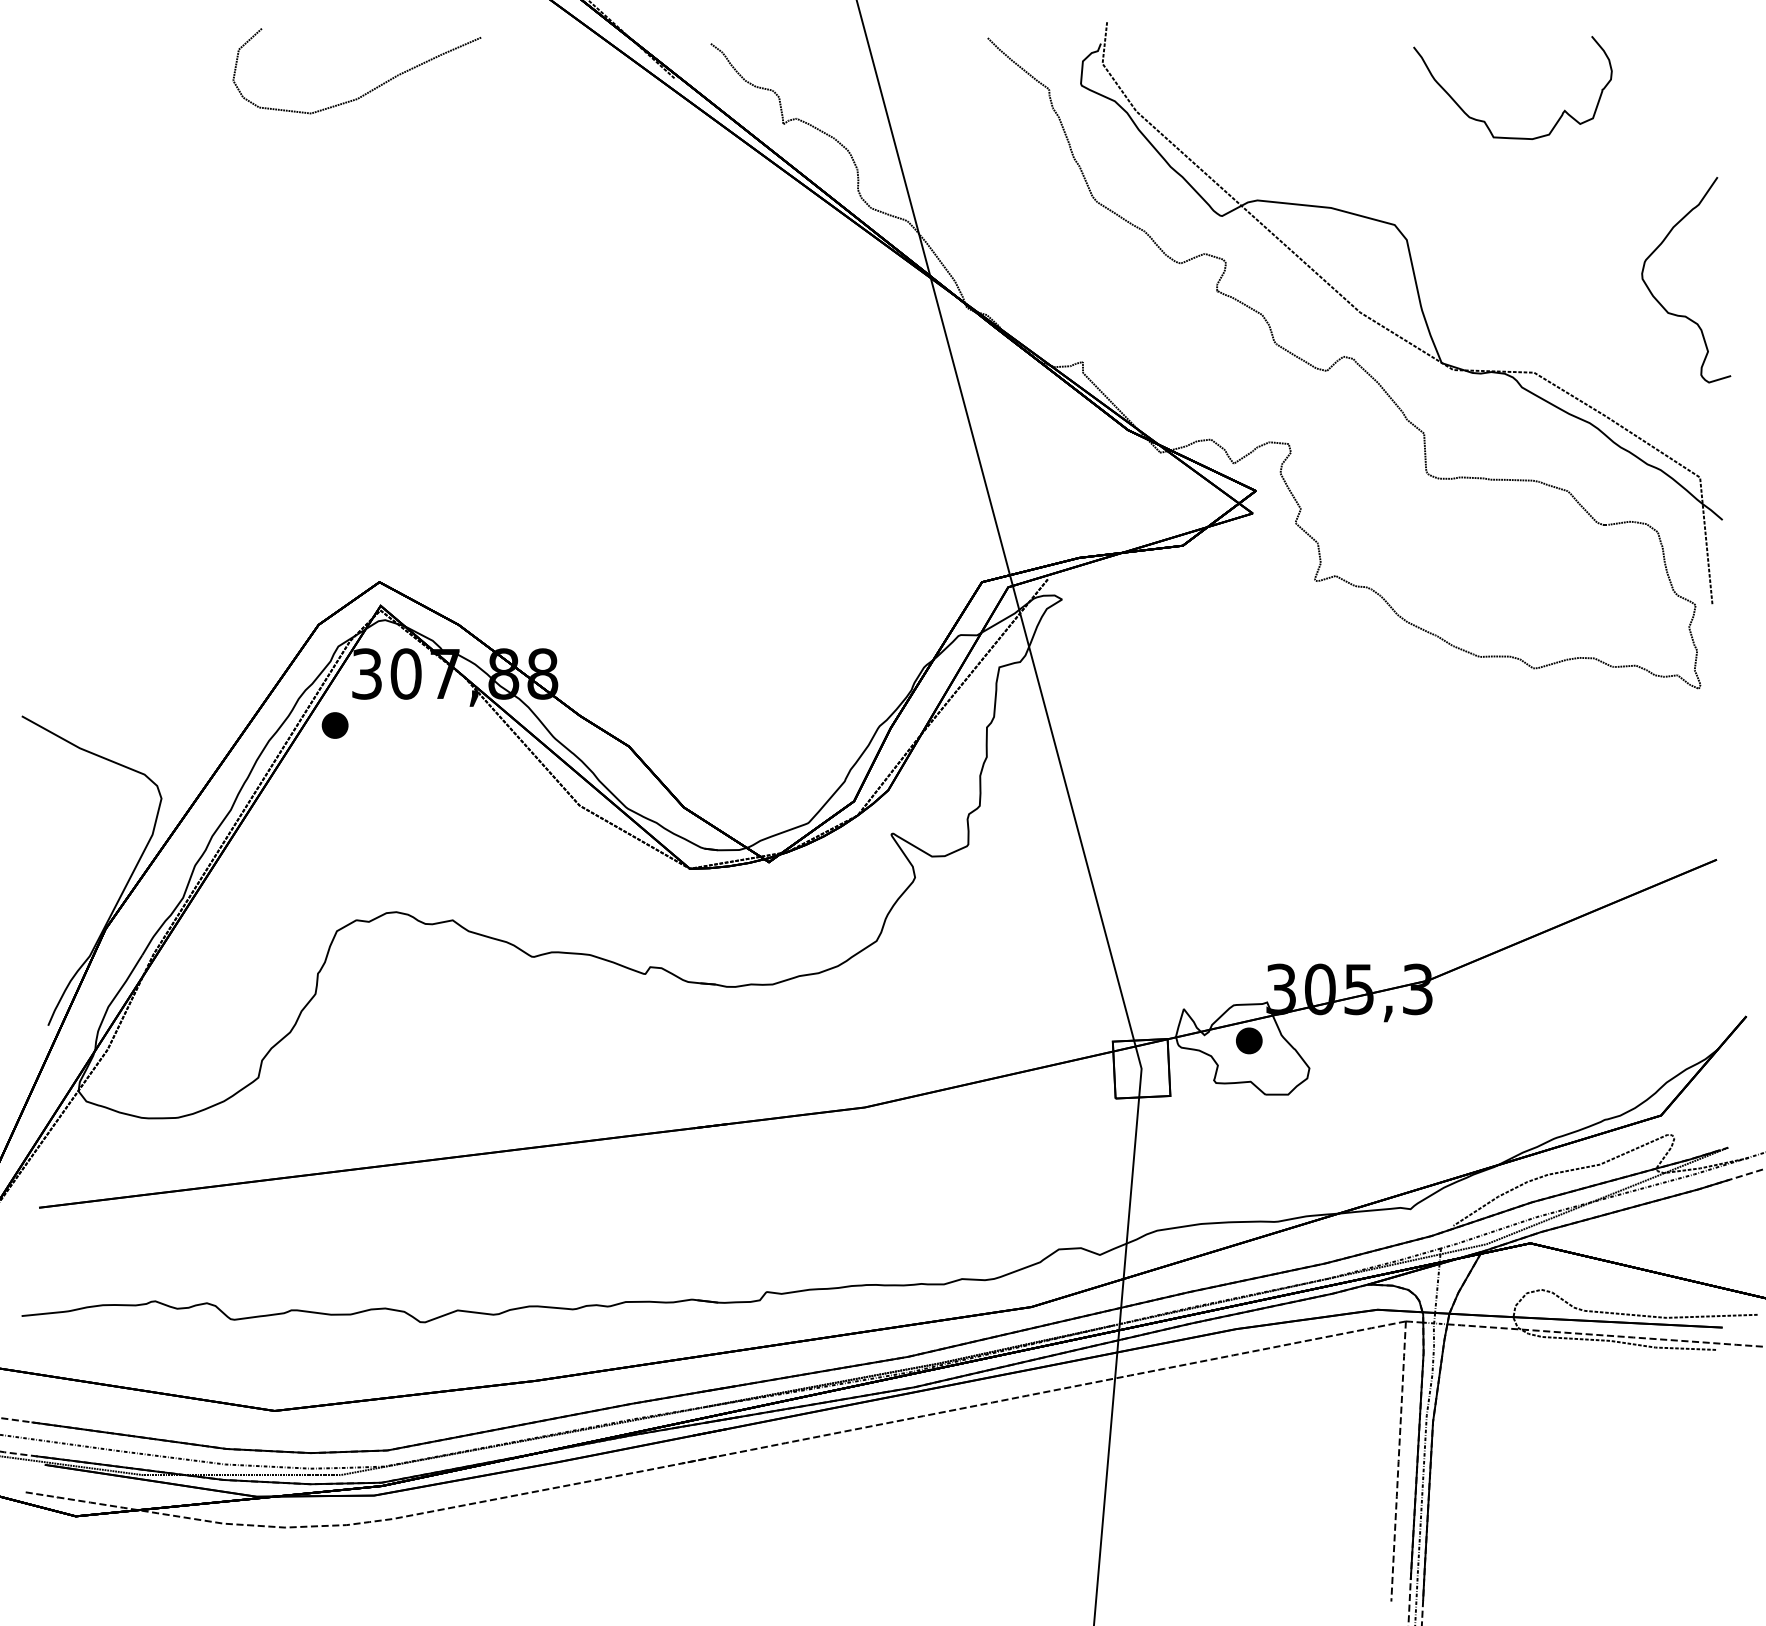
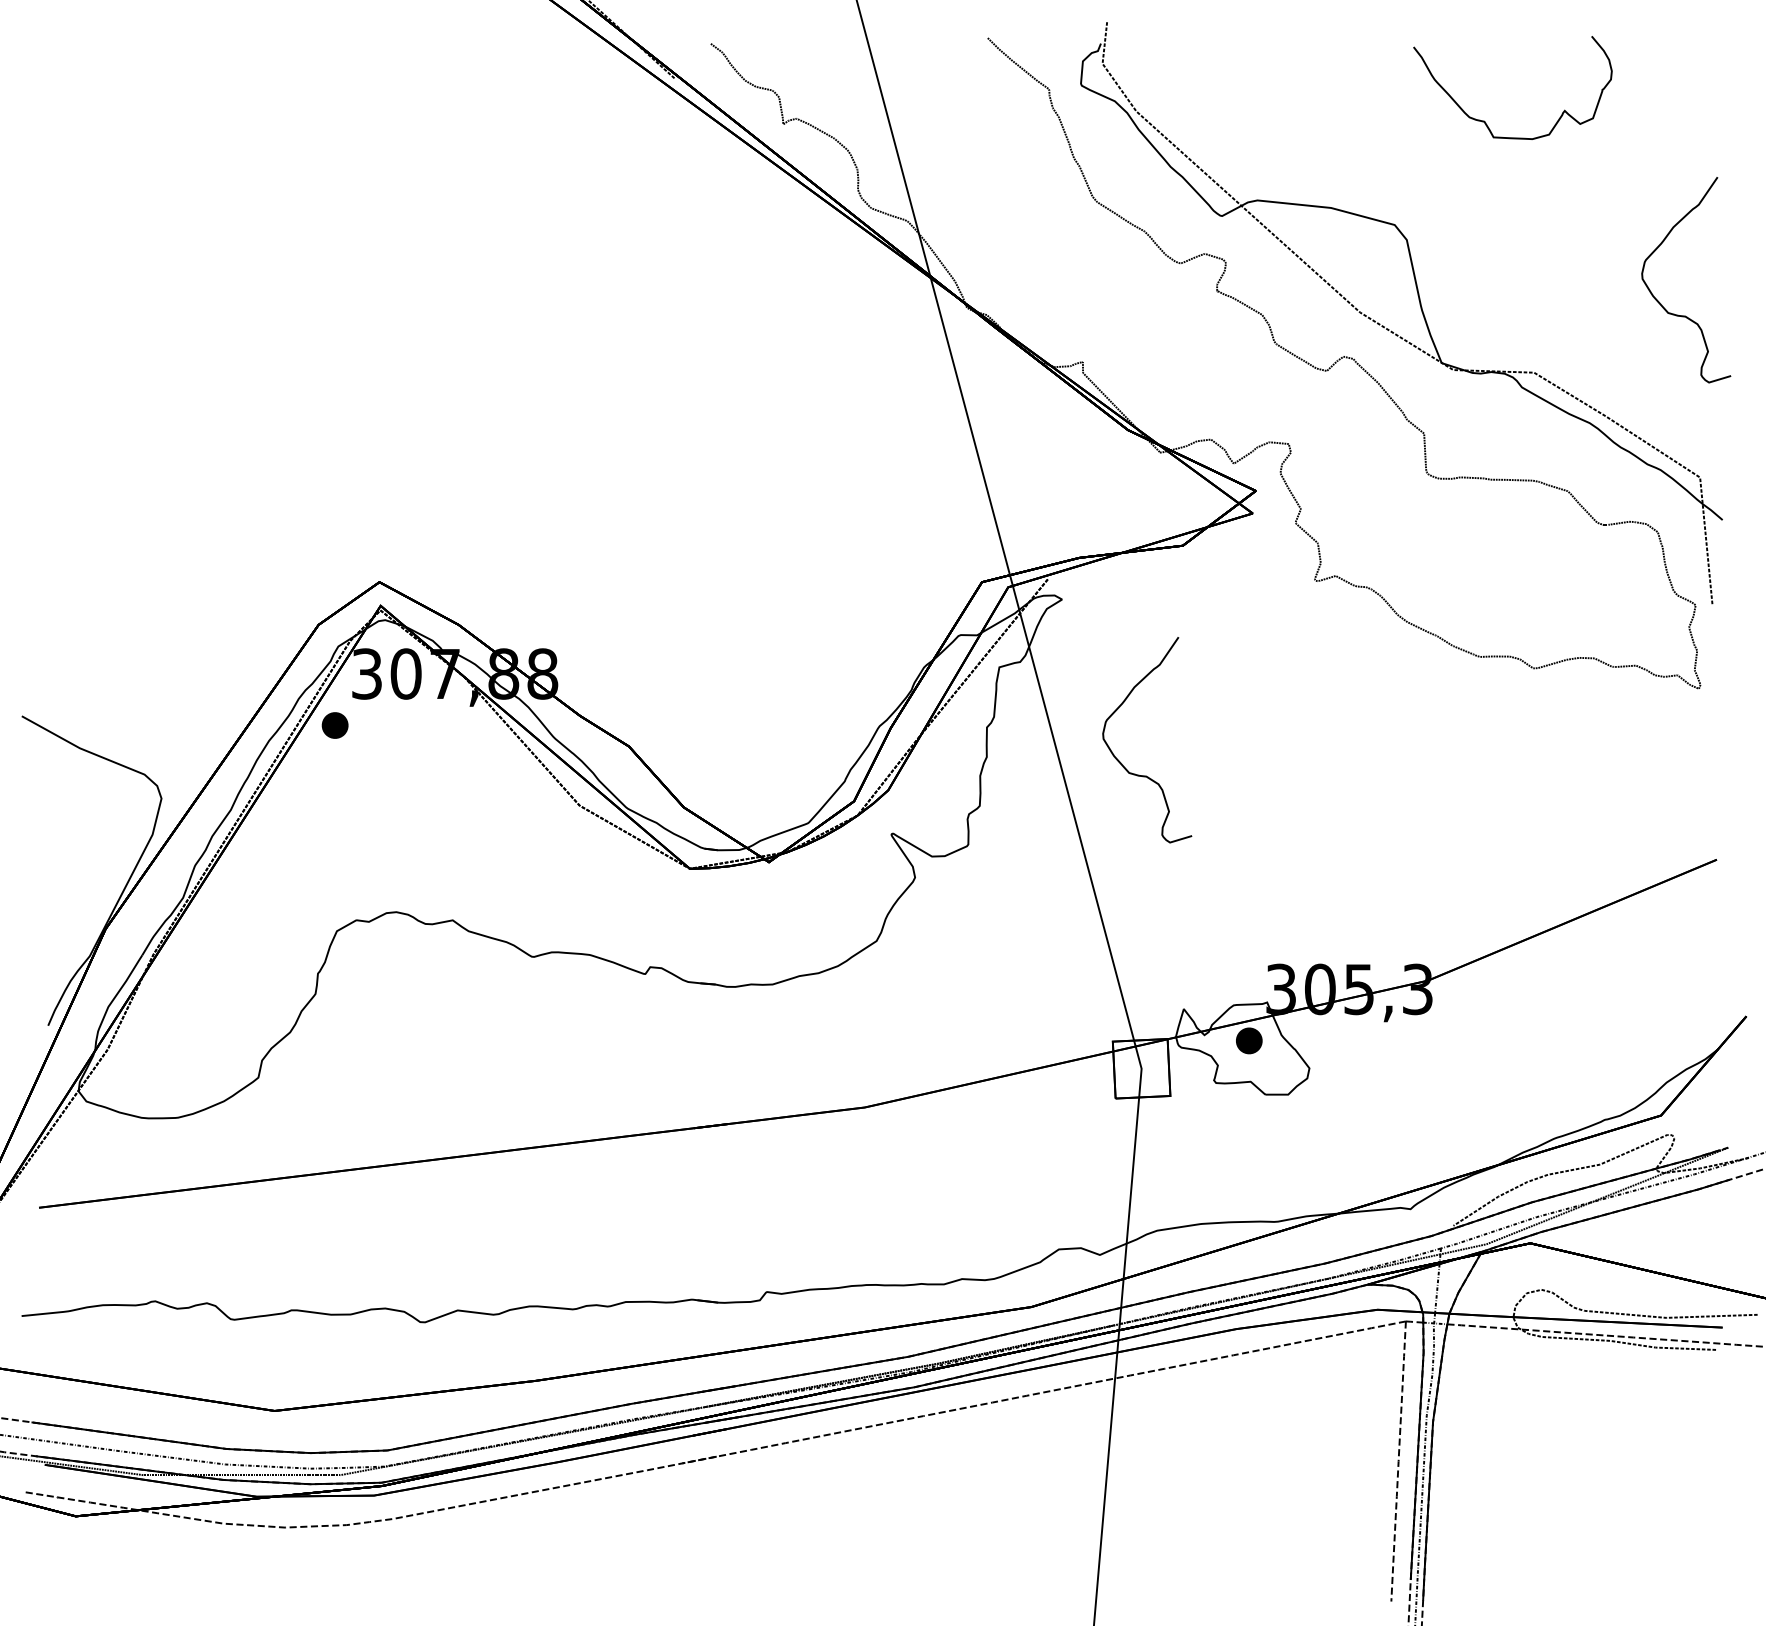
curve: present -> none (369, 90)
curve: none -> present (1122, 763)
